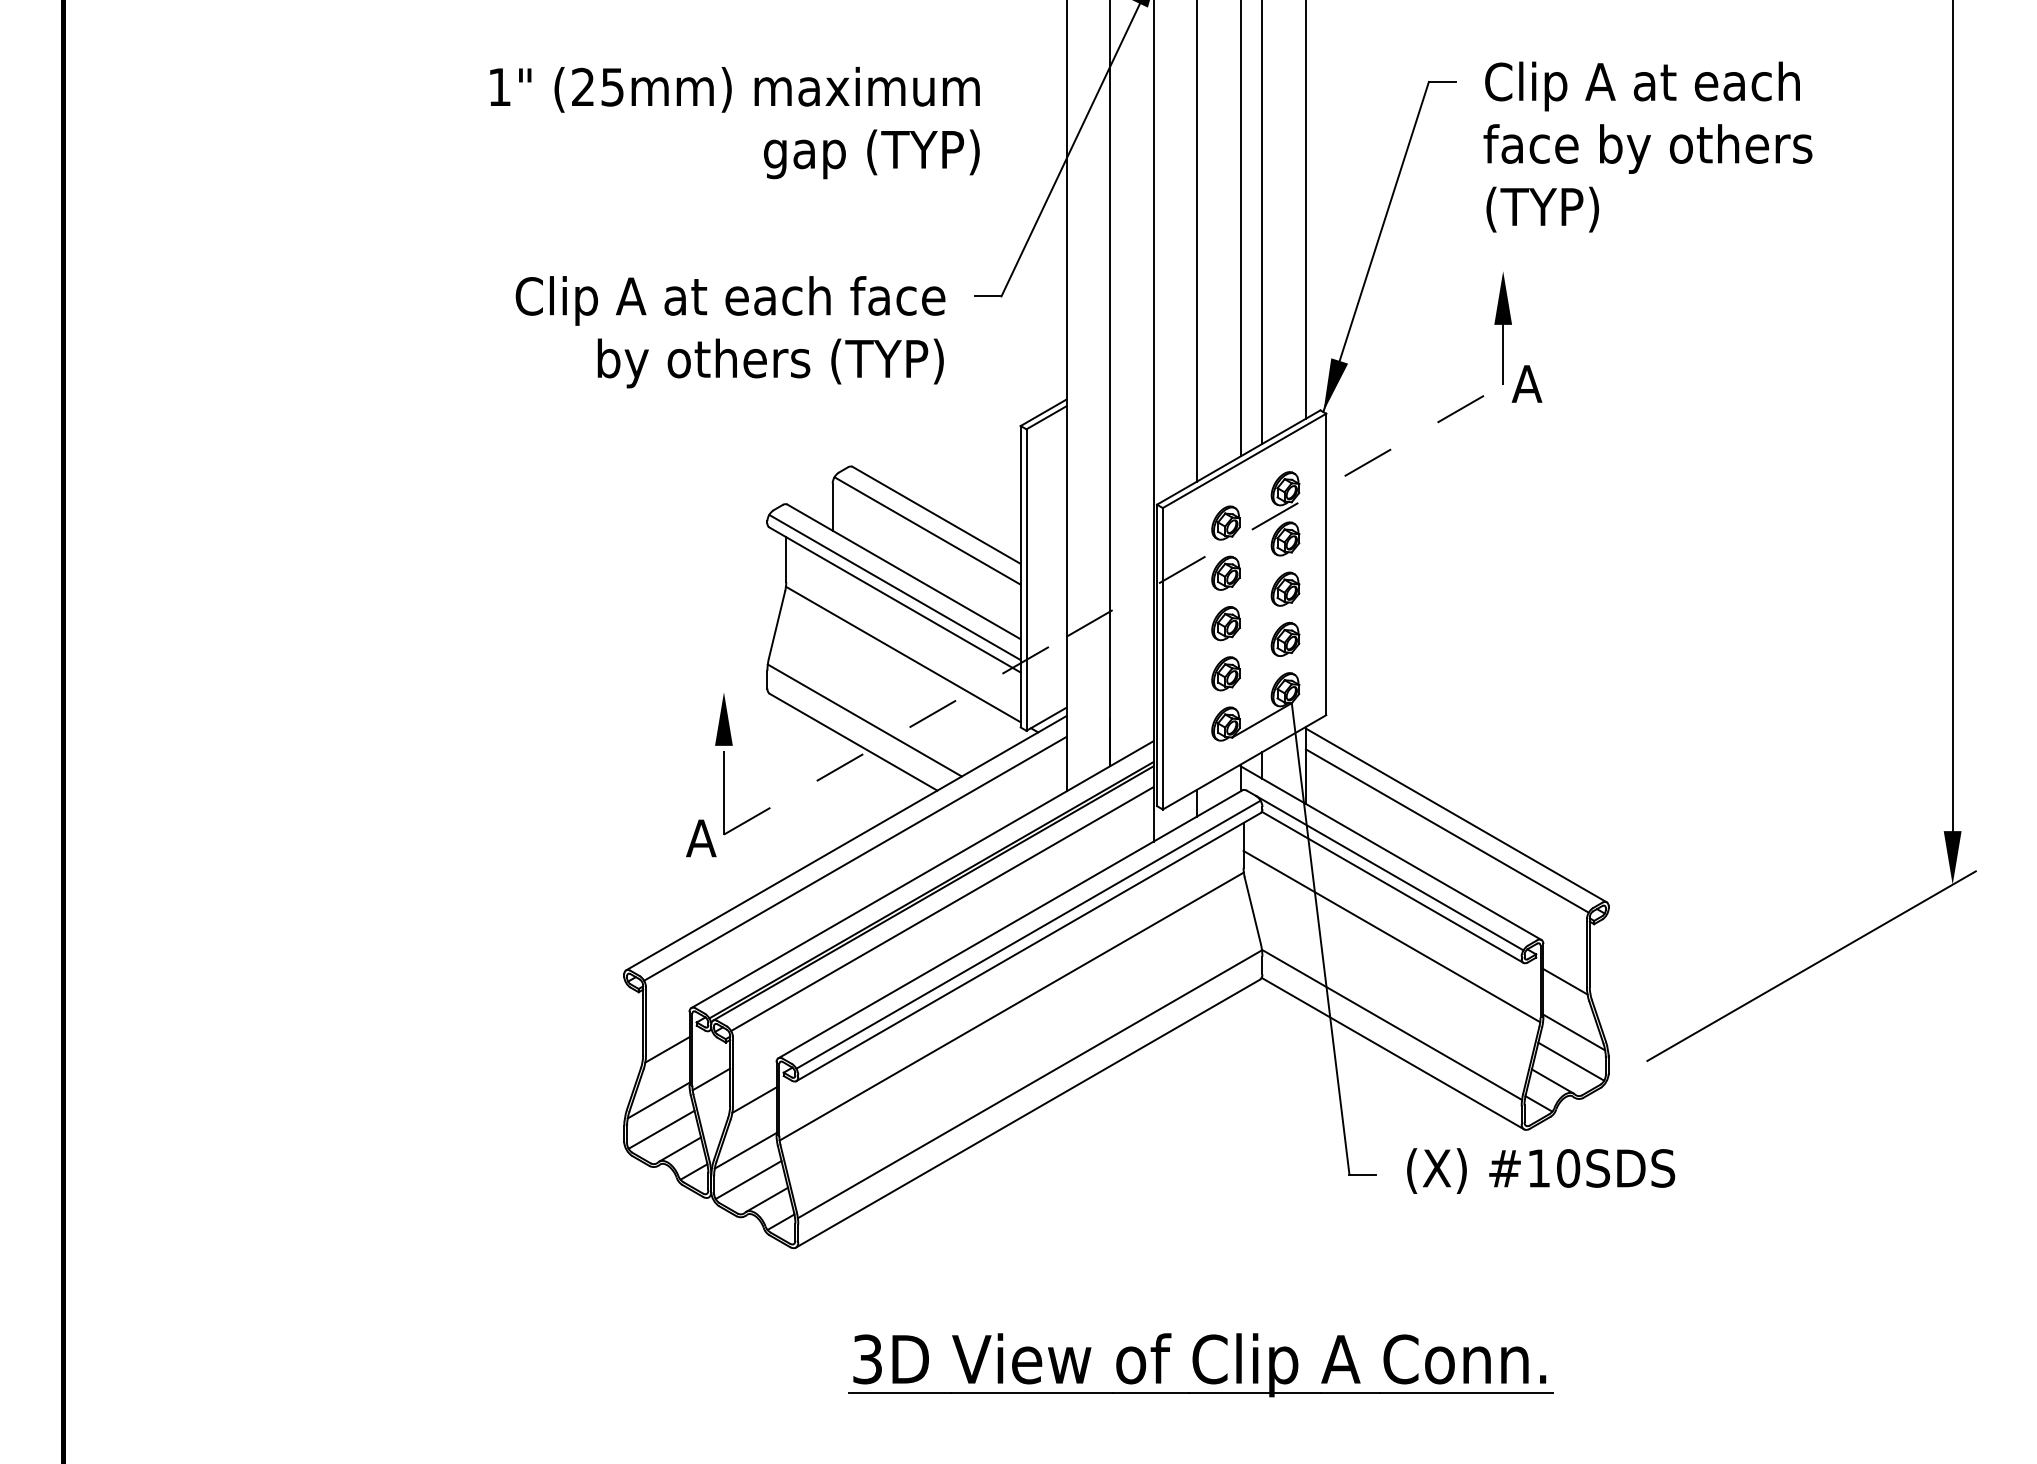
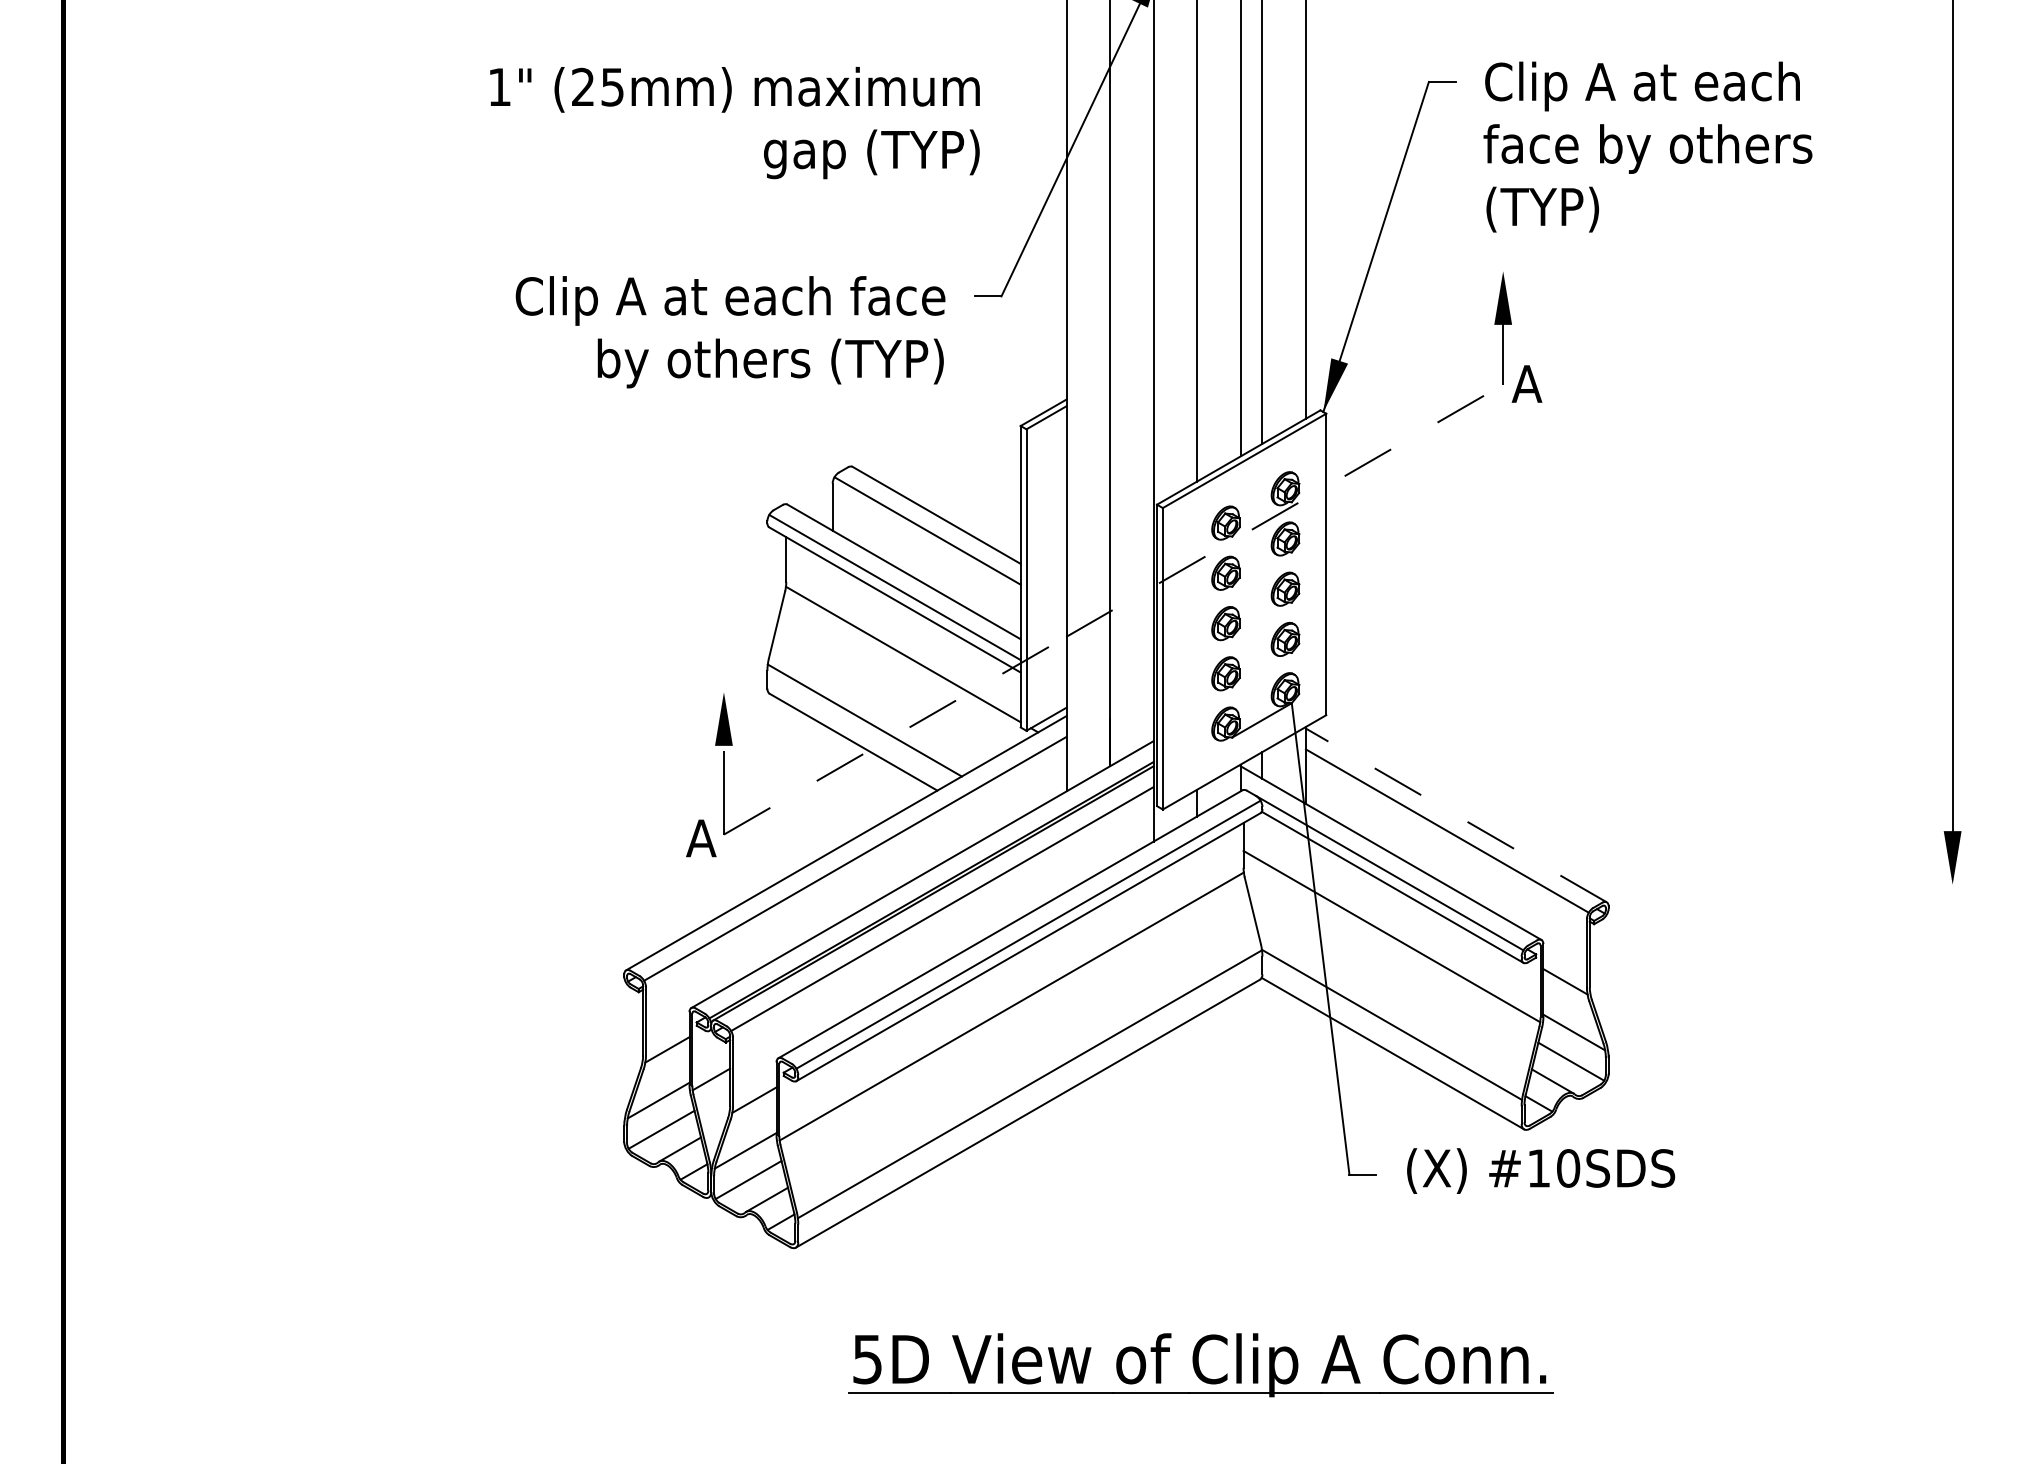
line: solid -> dashed (1456, 815)
line: present -> none (1811, 965)
text: 3D -> 5D (867, 1358)
